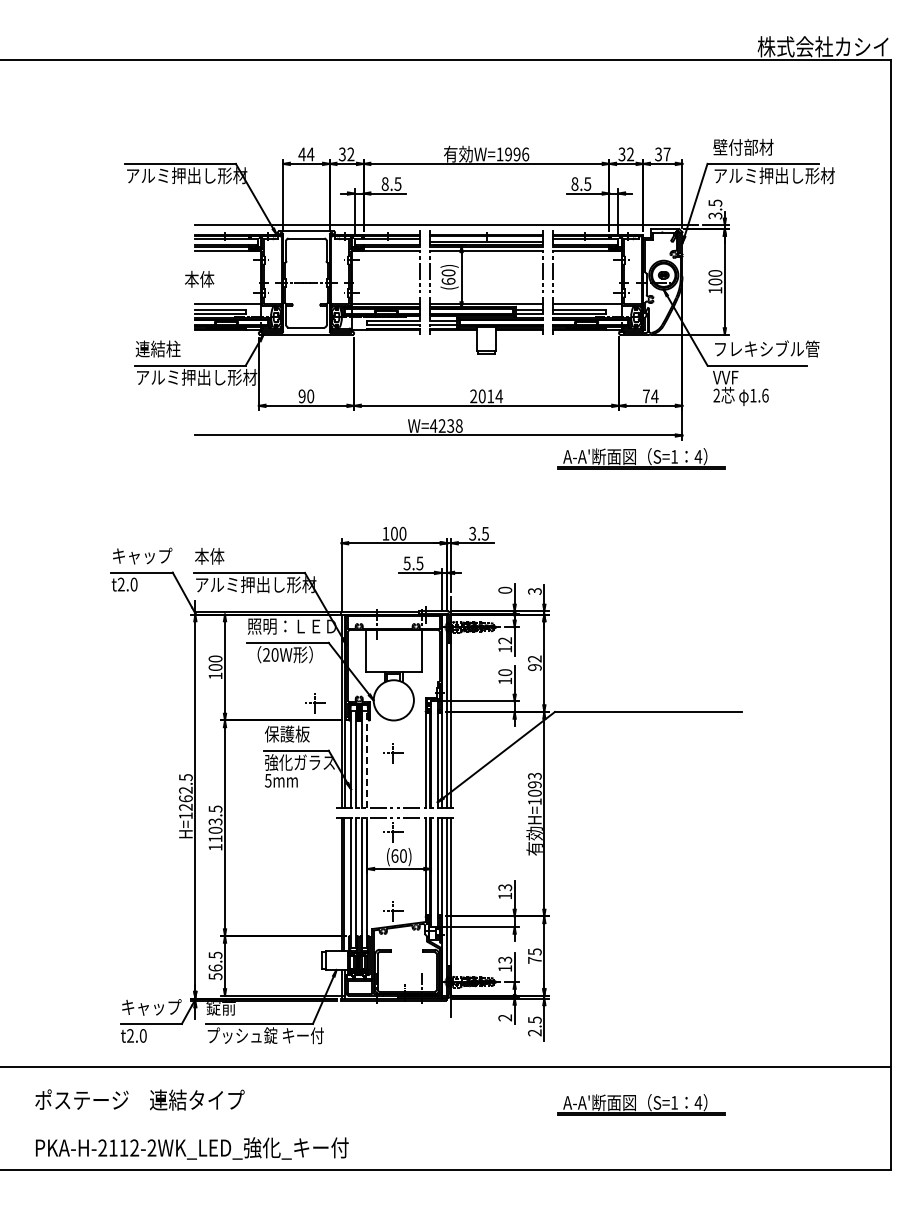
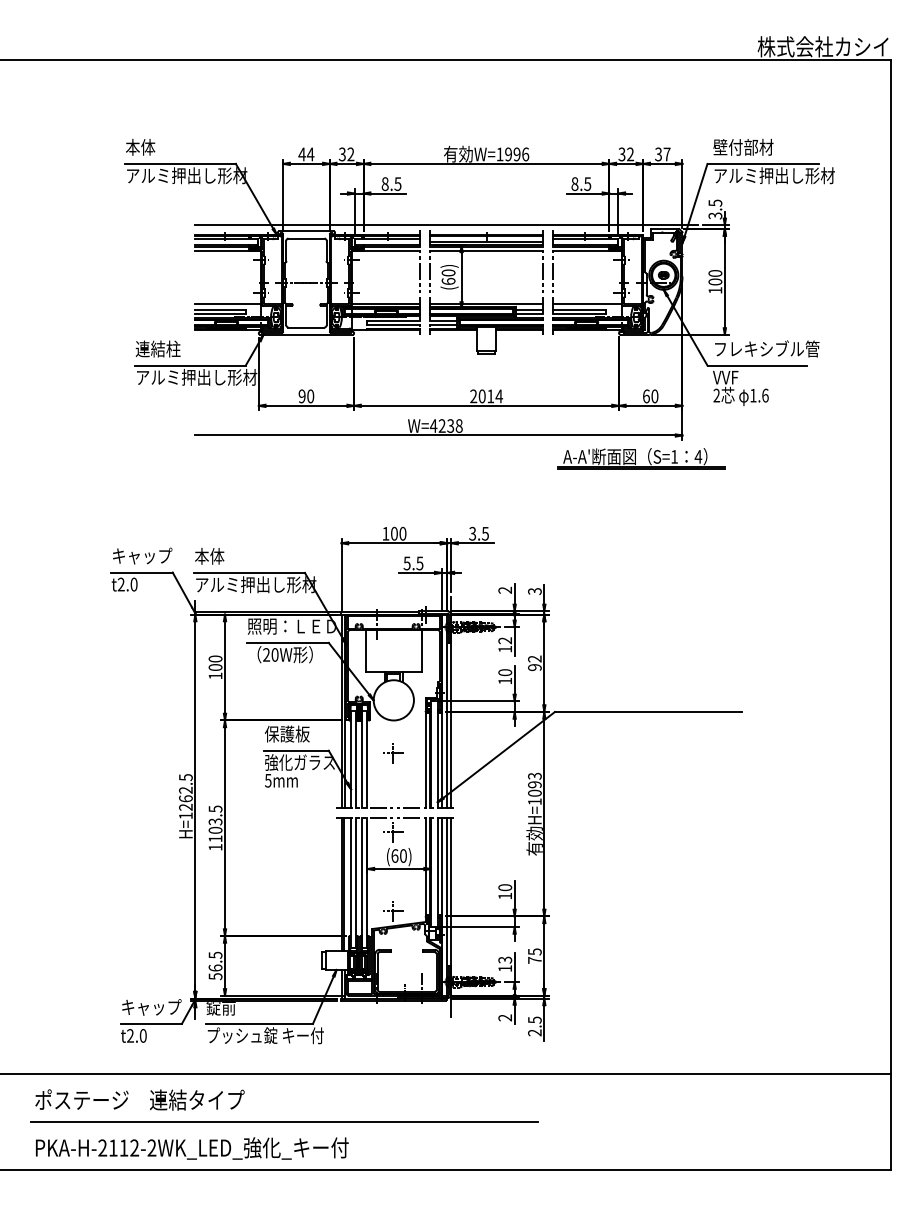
text position: (199, 279) -> (140, 147) (140, 147)
text: 74 -> 60 (650, 396)
text: 0 -> 2 (505, 589)
part: present -> none (315, 703)
line: dashed -> solid (367, 759)
text: 13 -> 10 (504, 887)
line position: (446, 1067) -> (446, 1074) (446, 1074)
part: present -> none (641, 1104)
line: none -> present (284, 1122)
